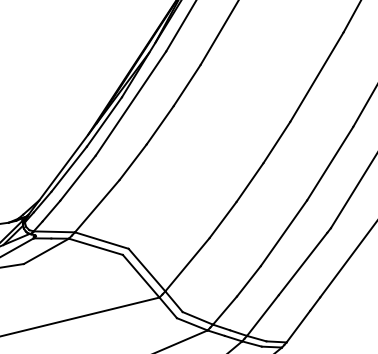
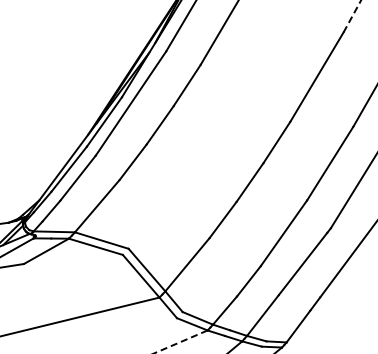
line: solid -> dashed (352, 15)
line: solid -> dashed (180, 342)
